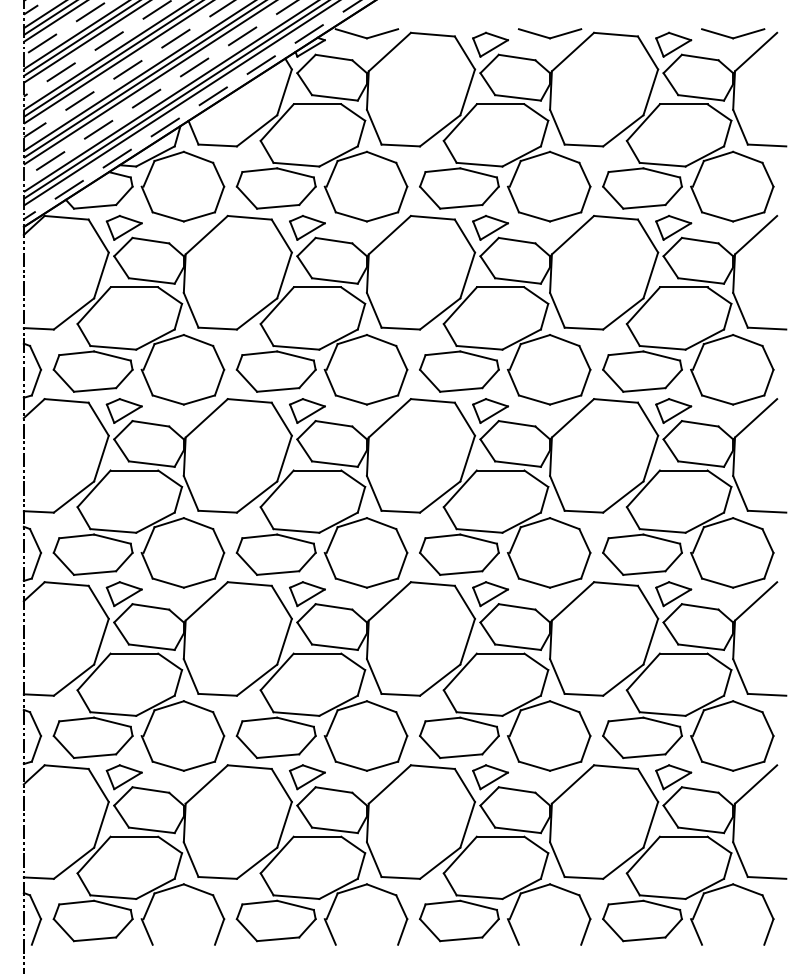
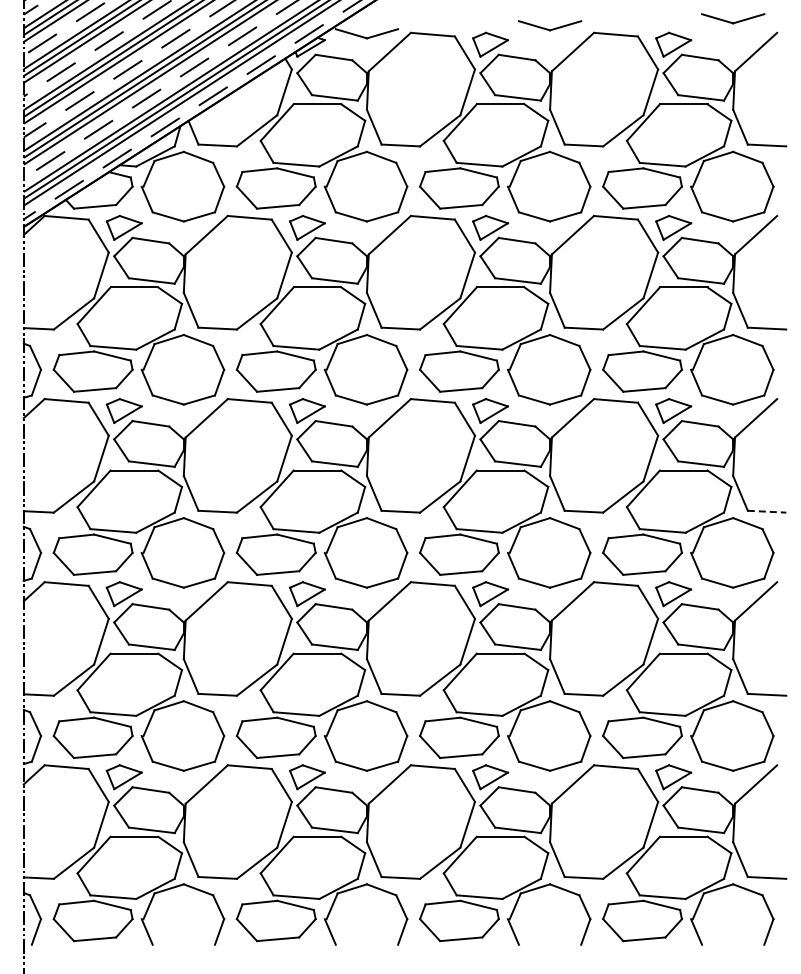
part position: (550, 33) -> (550, 25) (550, 25)
part position: (733, 33) -> (733, 18) (733, 18)
line: solid -> dashed (767, 511)
